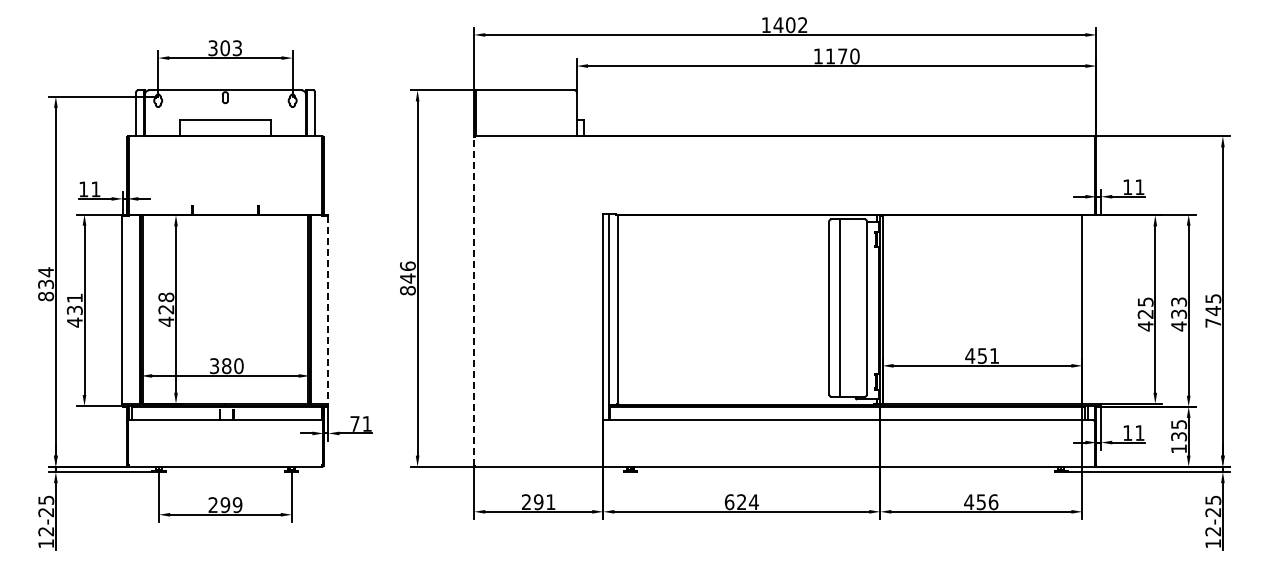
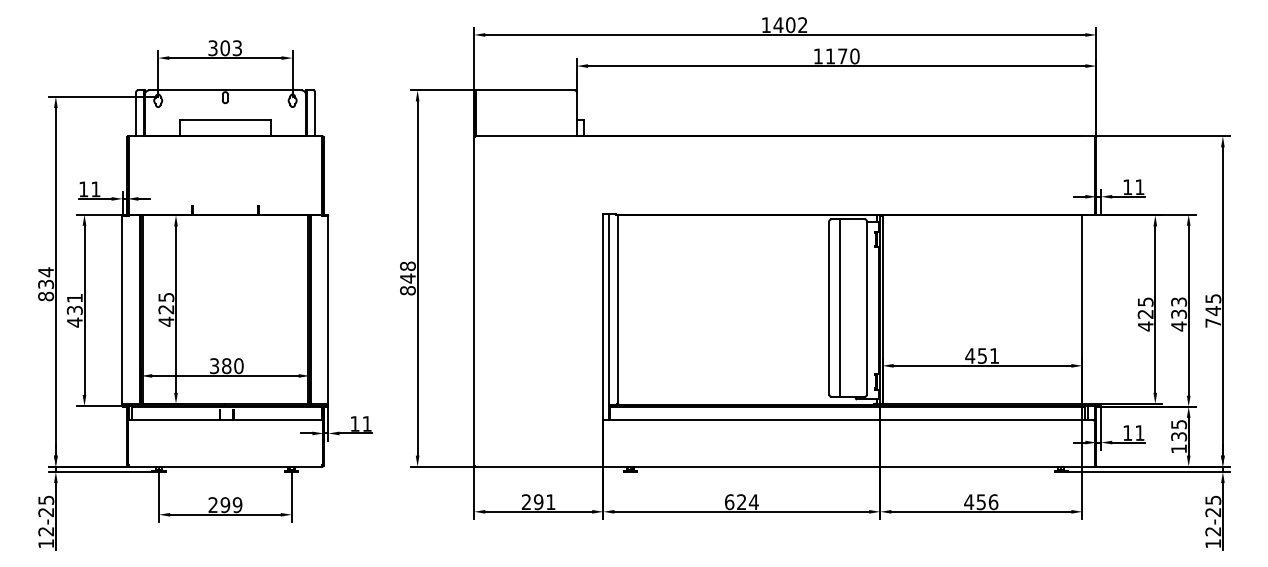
text: 846 -> 848 (407, 266)
text: 428 -> 425 (166, 297)
line: dashed -> solid (474, 301)
line: dashed -> solid (328, 310)
text: 71 -> 11 (354, 423)
